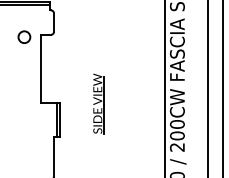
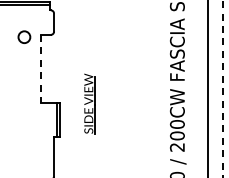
line: solid -> dashed (41, 68)
line: present -> none (165, 88)
line: solid -> dashed (223, 89)
part position: (98, 103) -> (89, 103) (89, 103)
